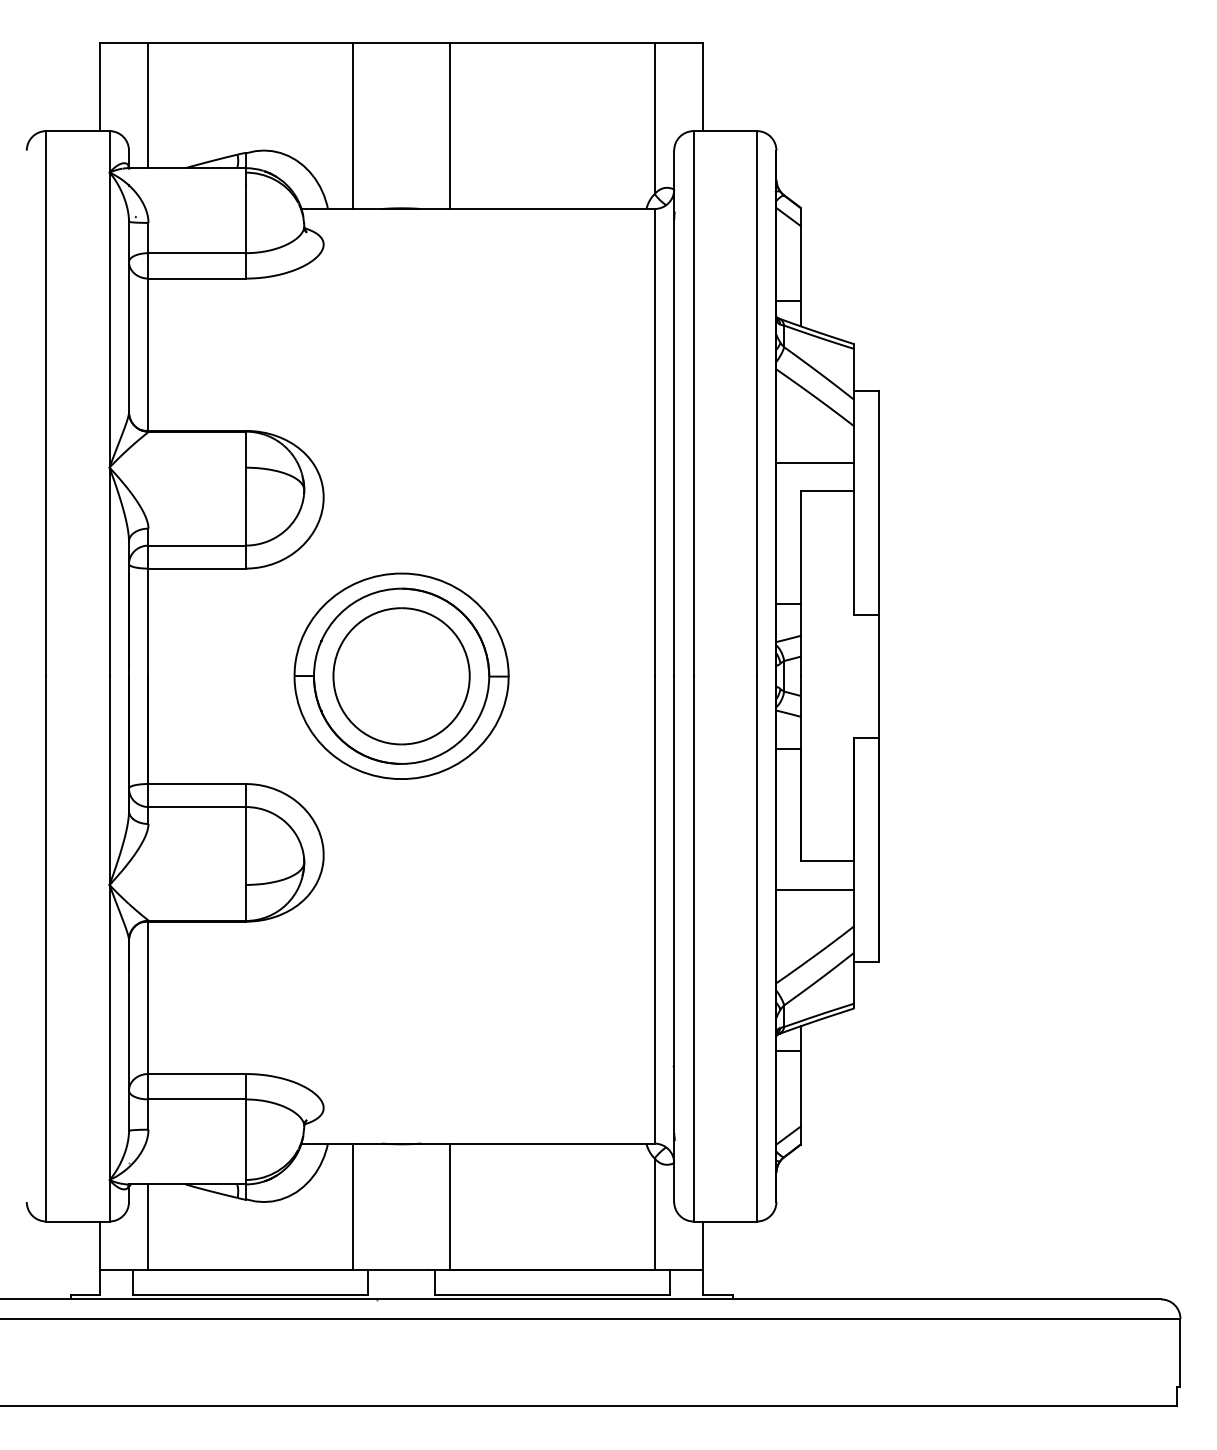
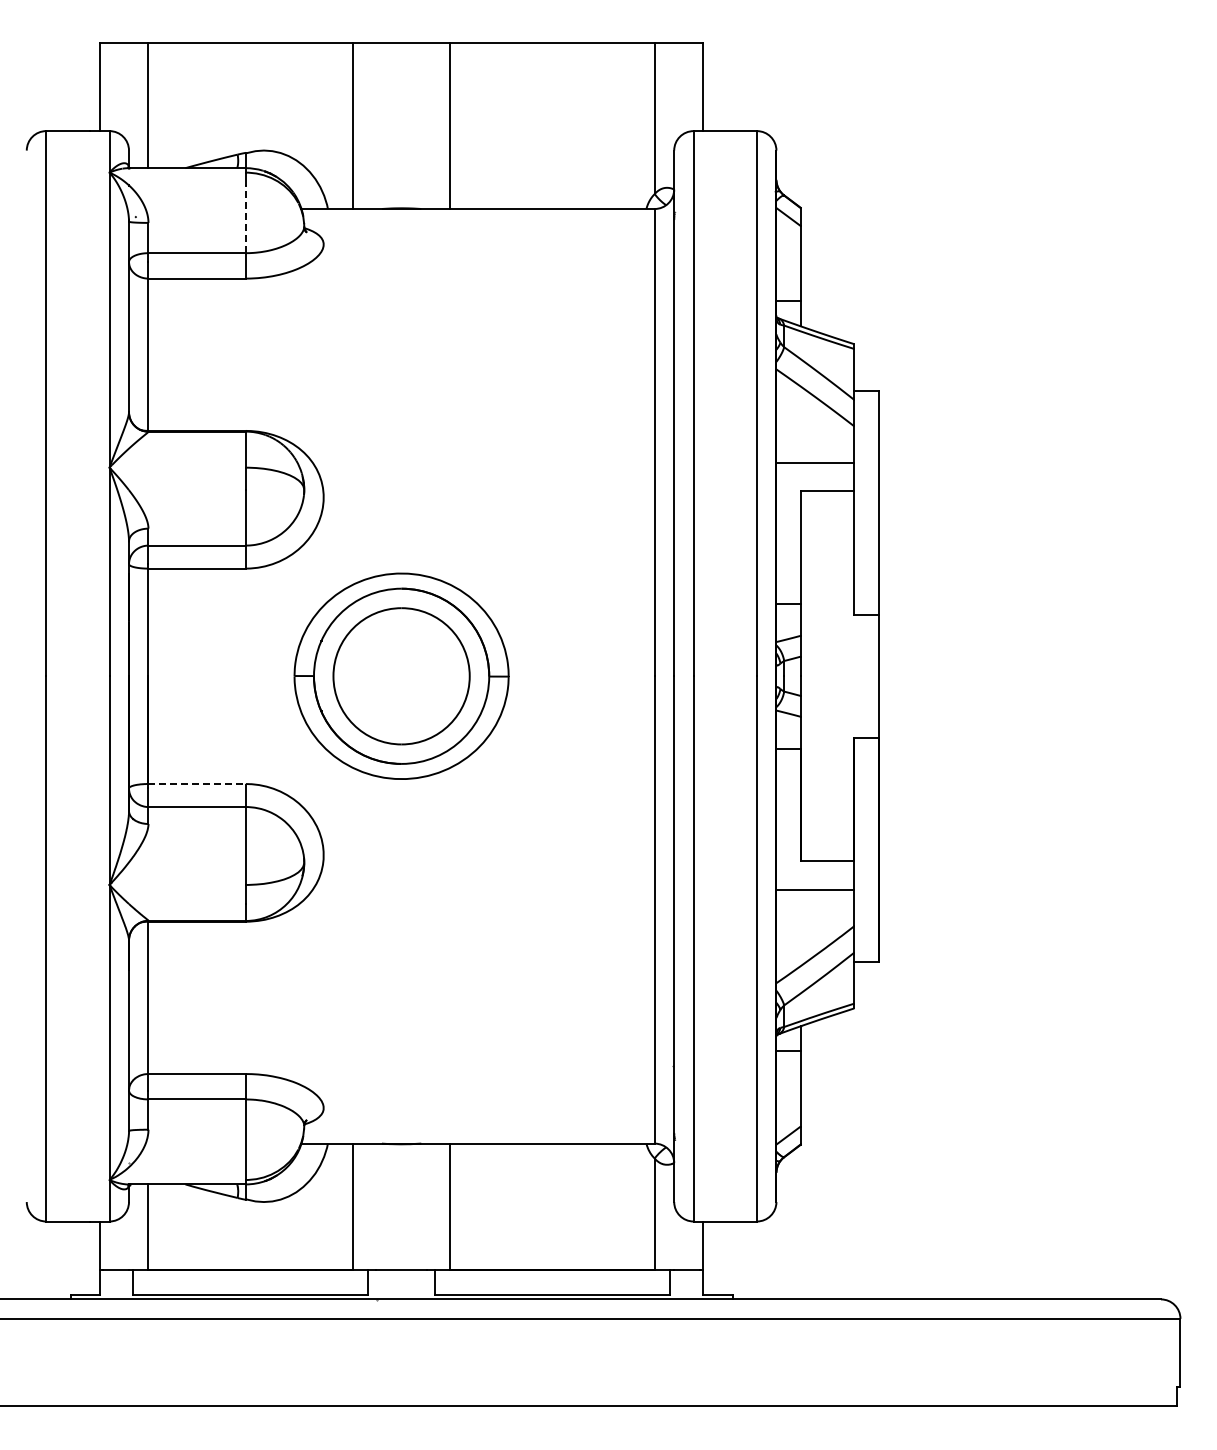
line: solid -> dashed (245, 219)
line: solid -> dashed (197, 783)
